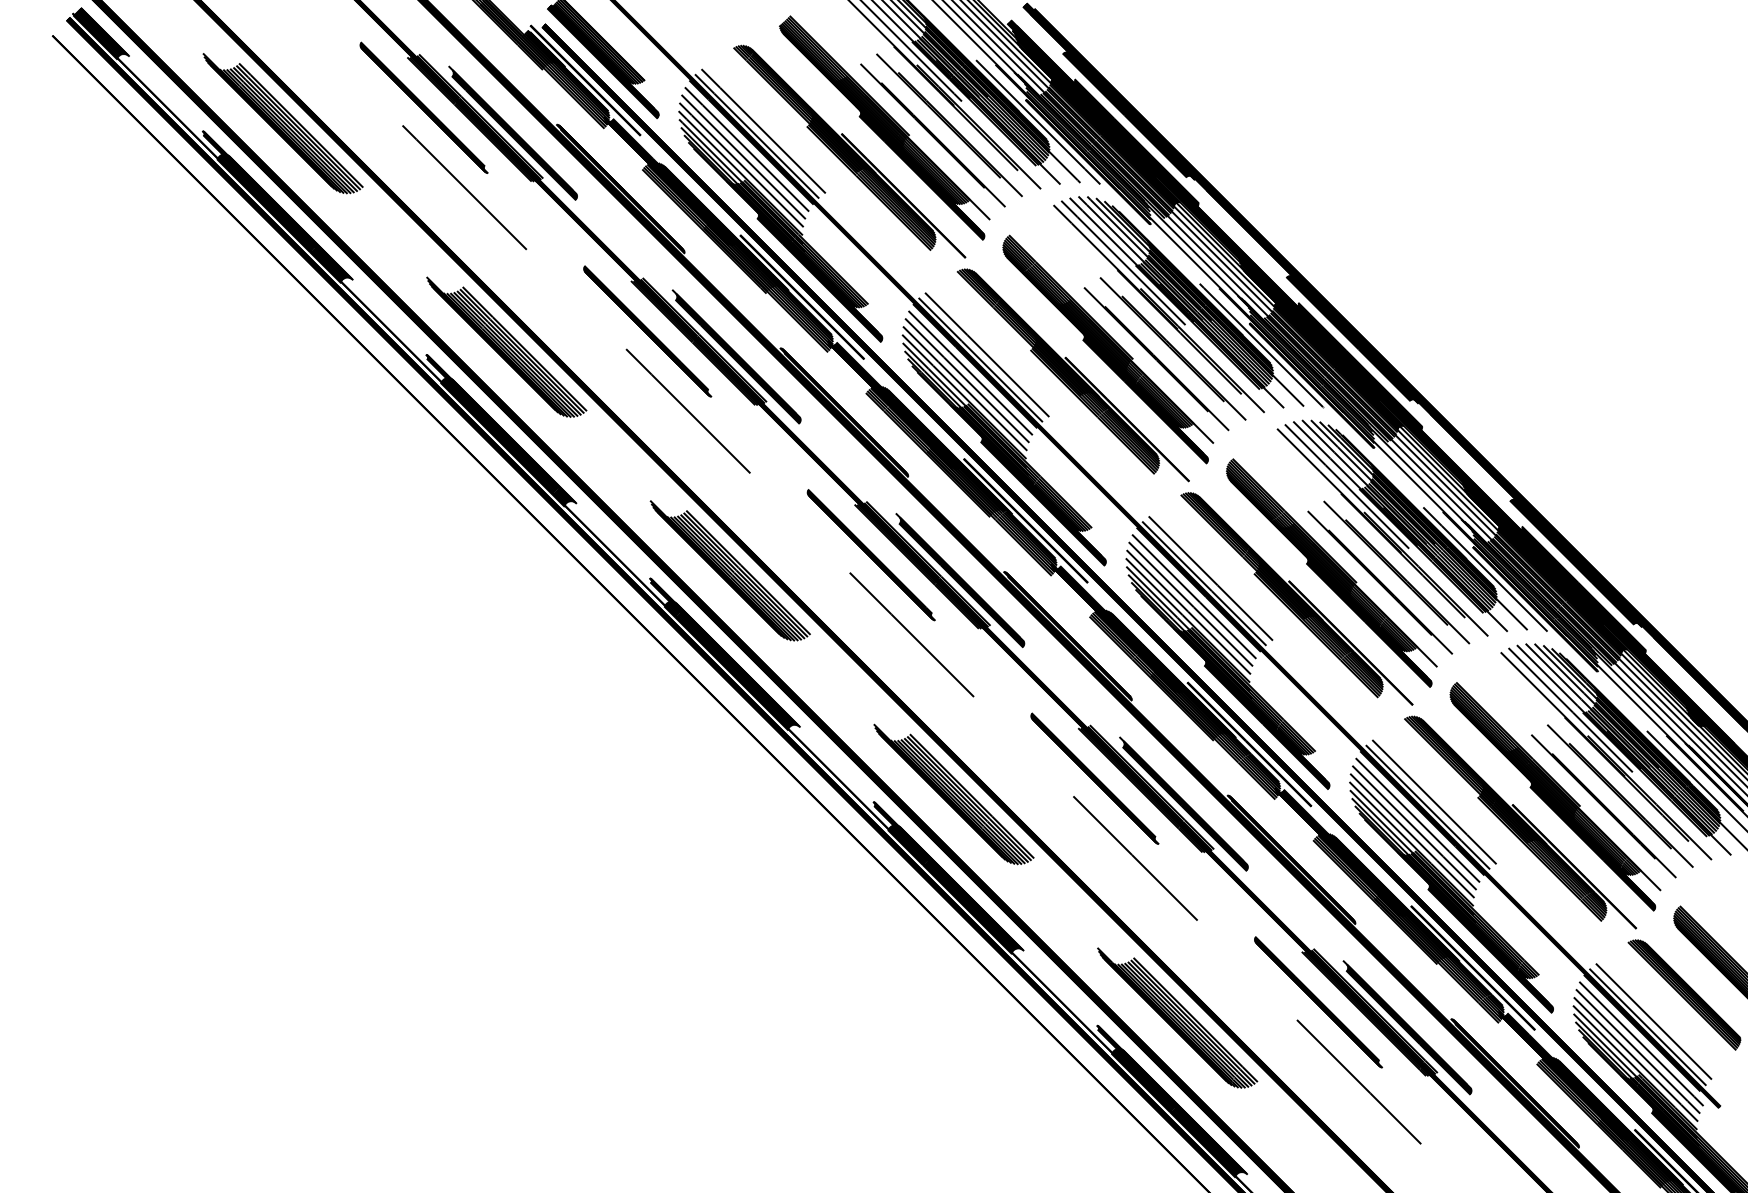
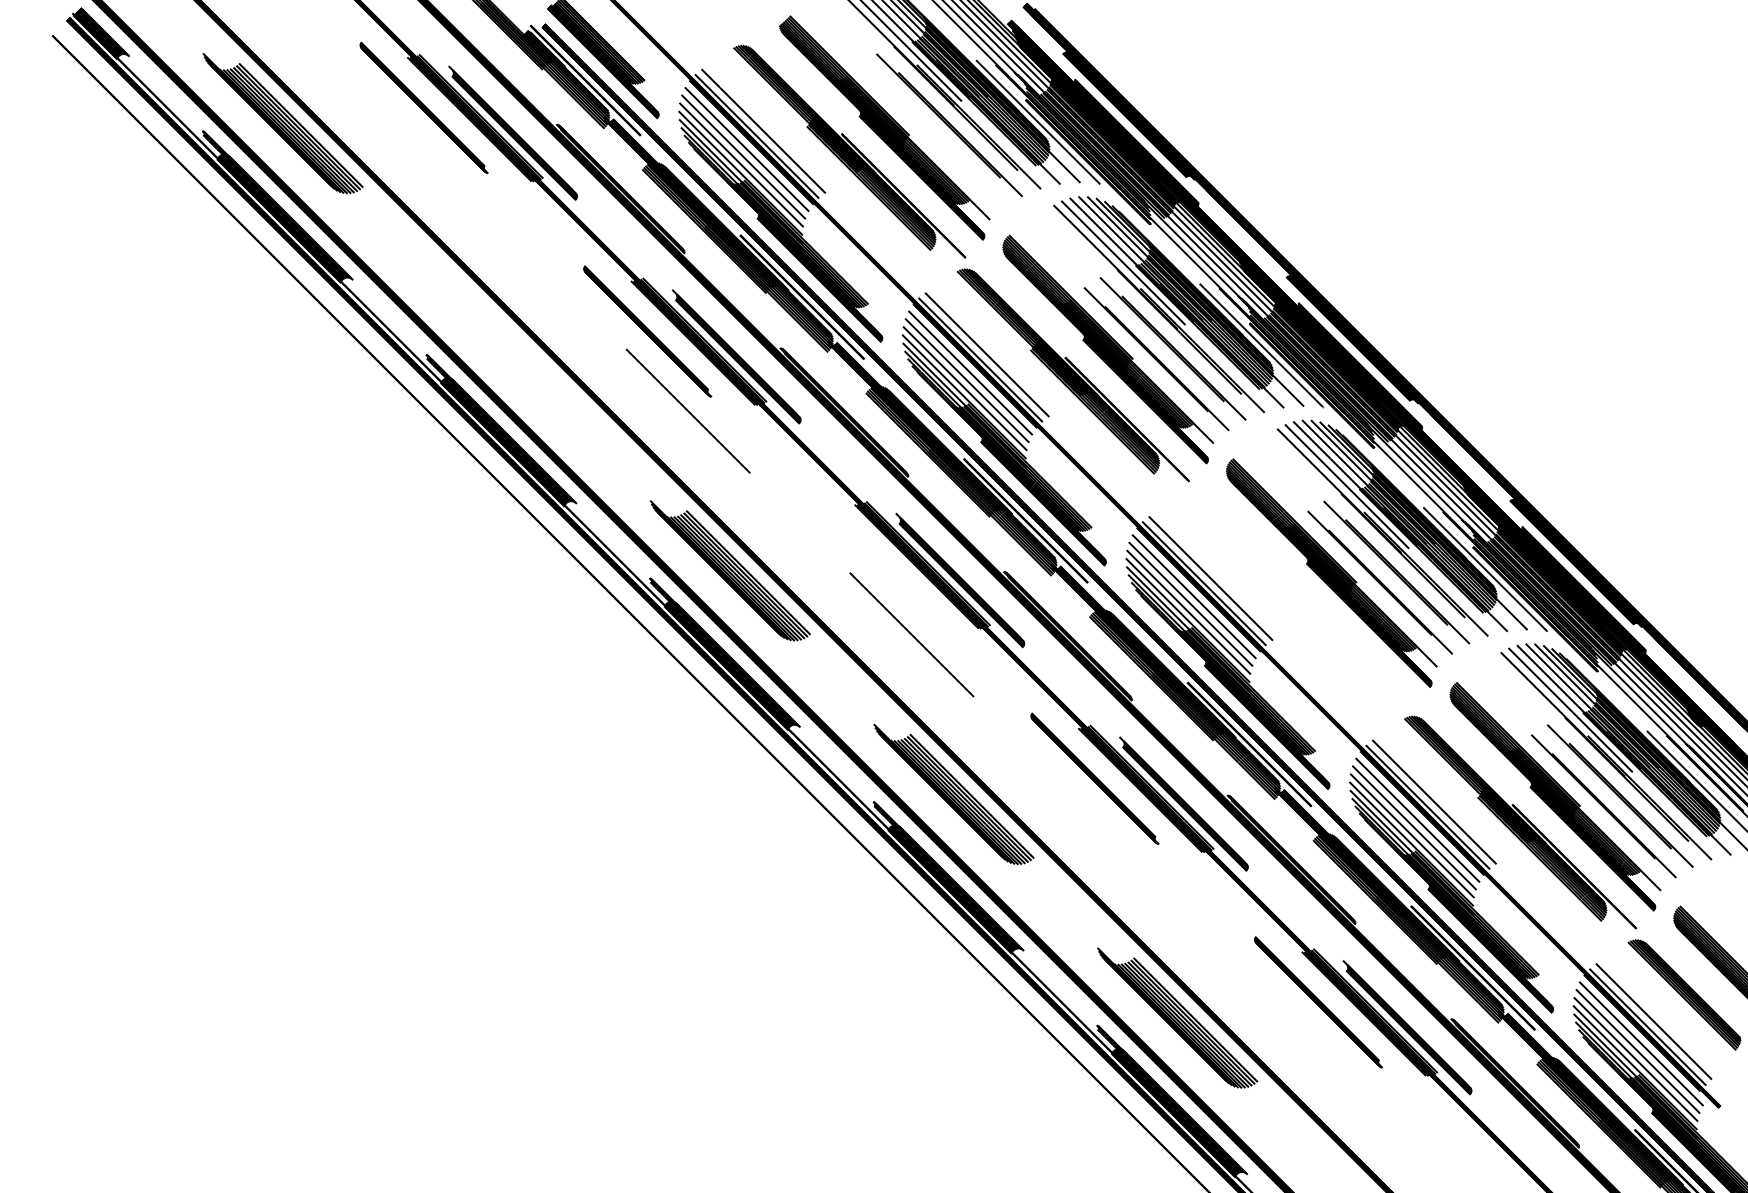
line: present -> none (932, 135)
line: present -> none (464, 187)
part: present -> none (506, 346)
part: present -> none (870, 555)
part: present -> none (1296, 598)
line: present -> none (1135, 858)
line: present -> none (1358, 1081)
